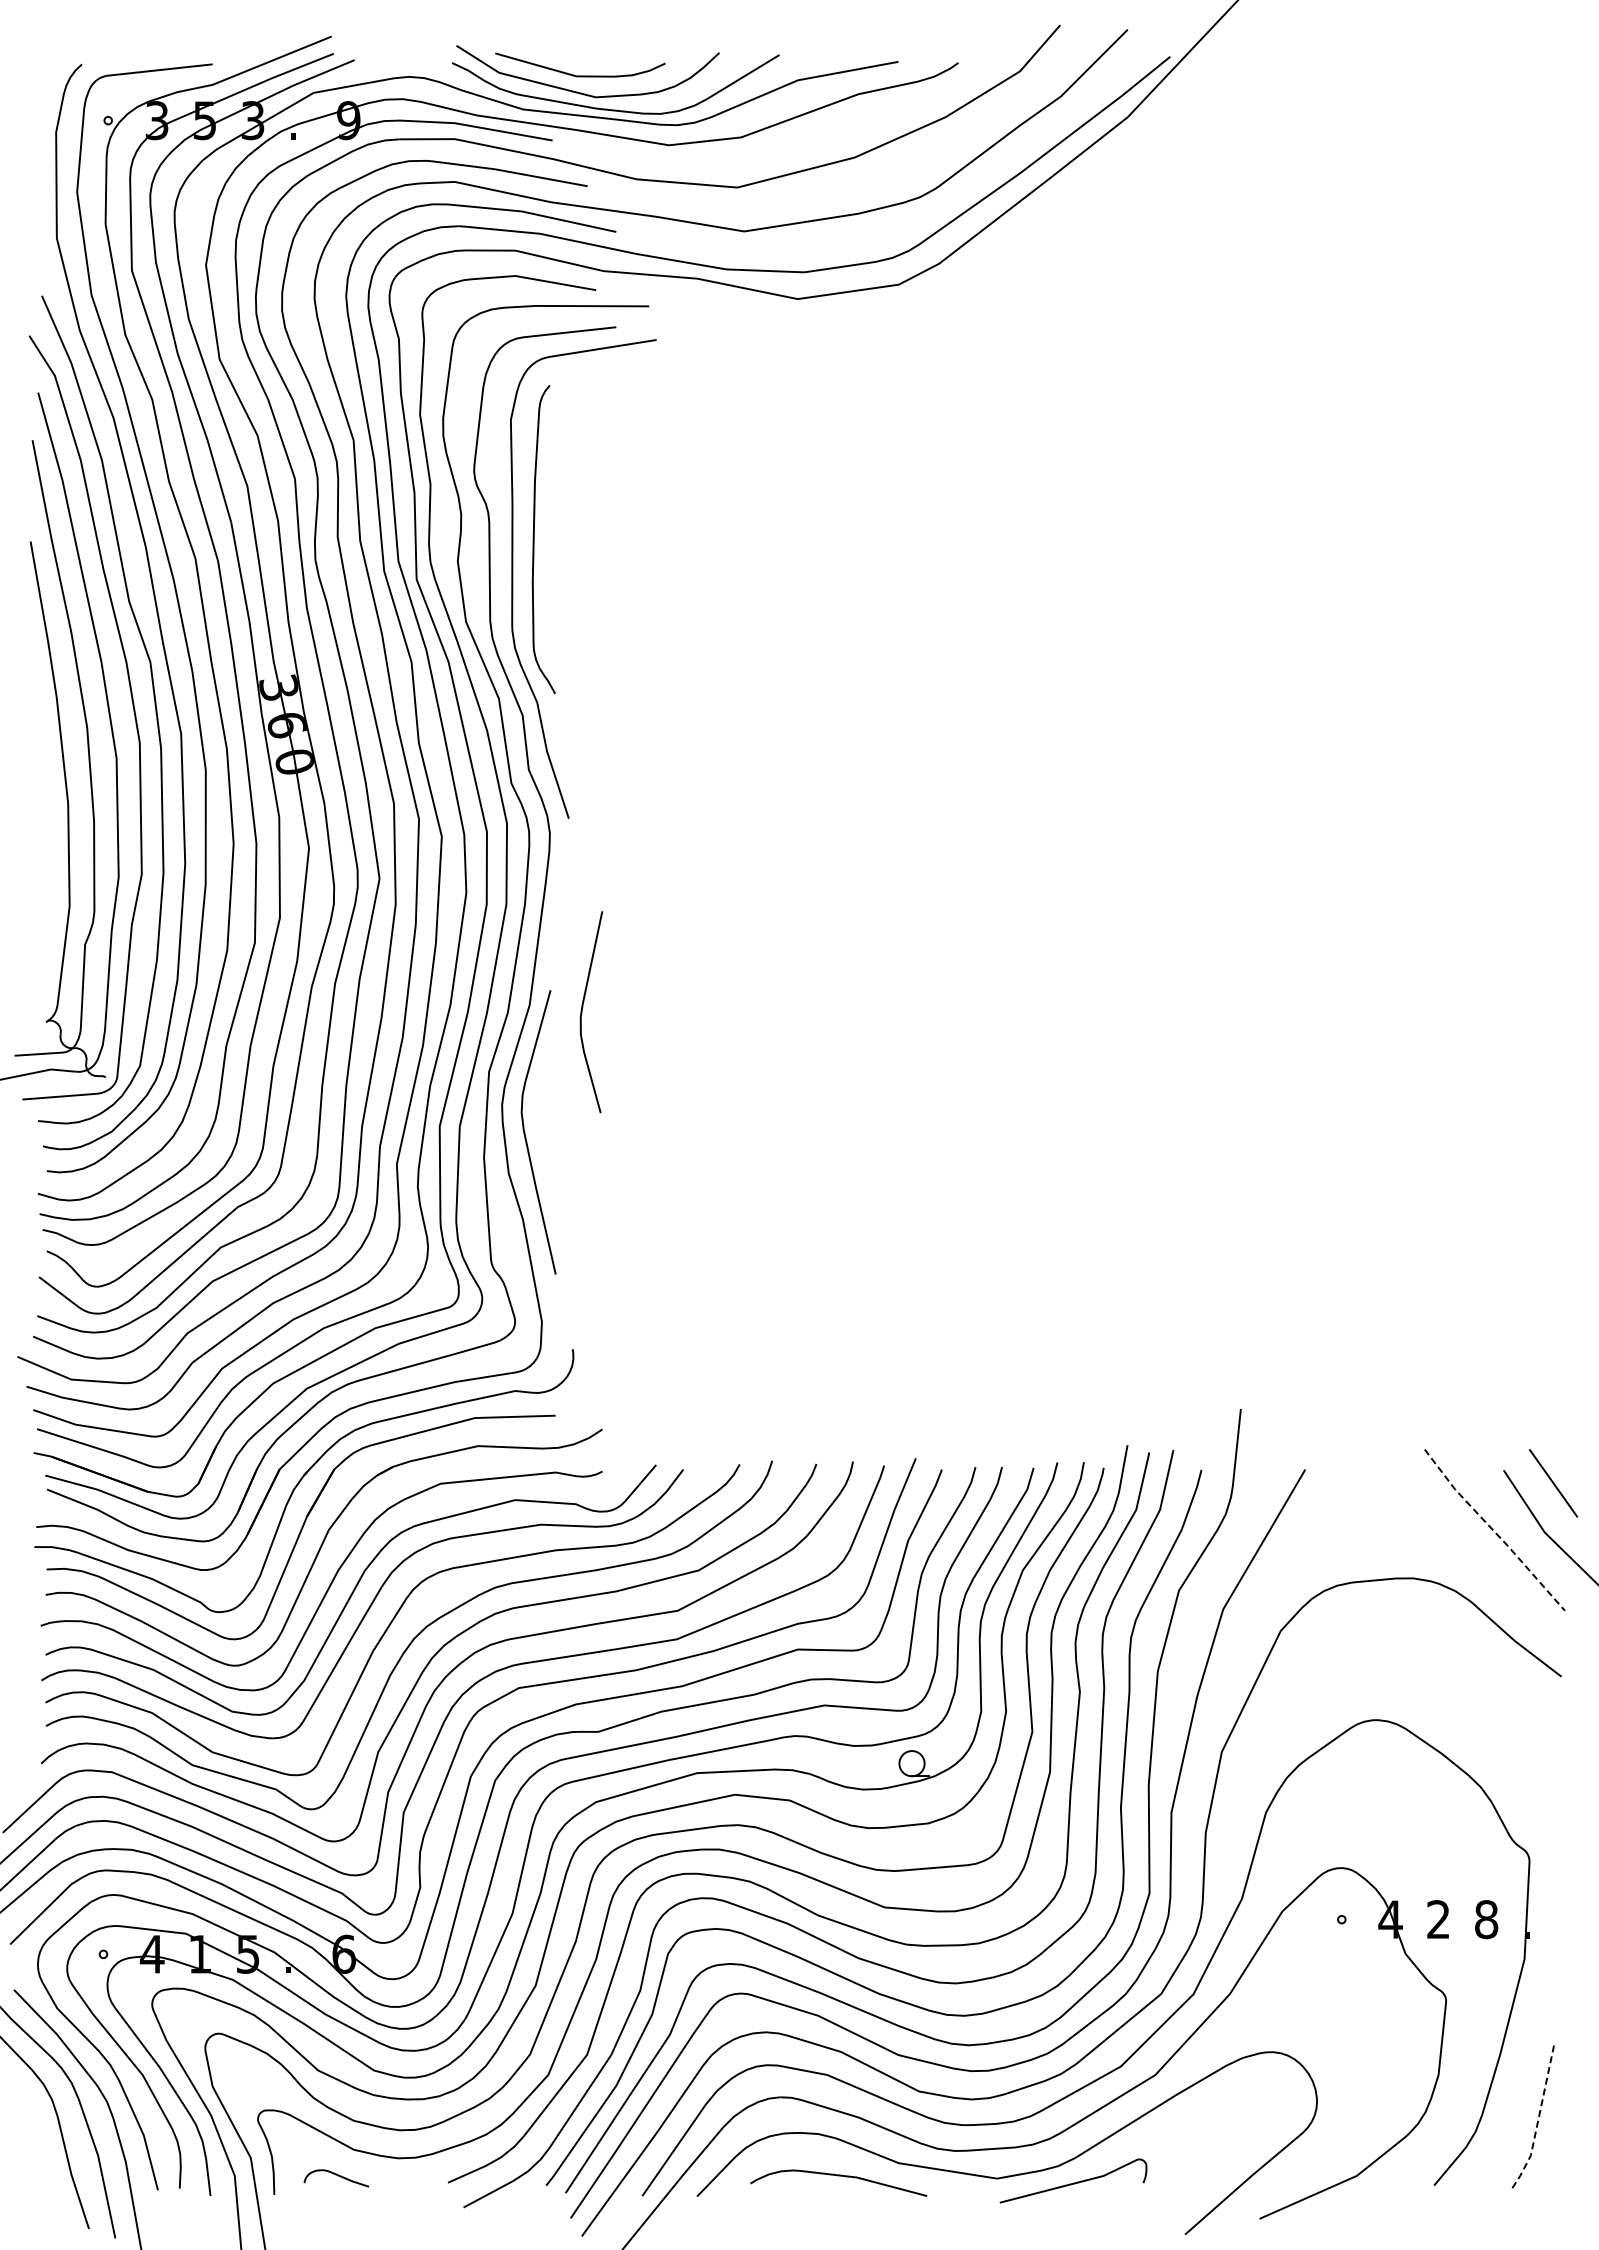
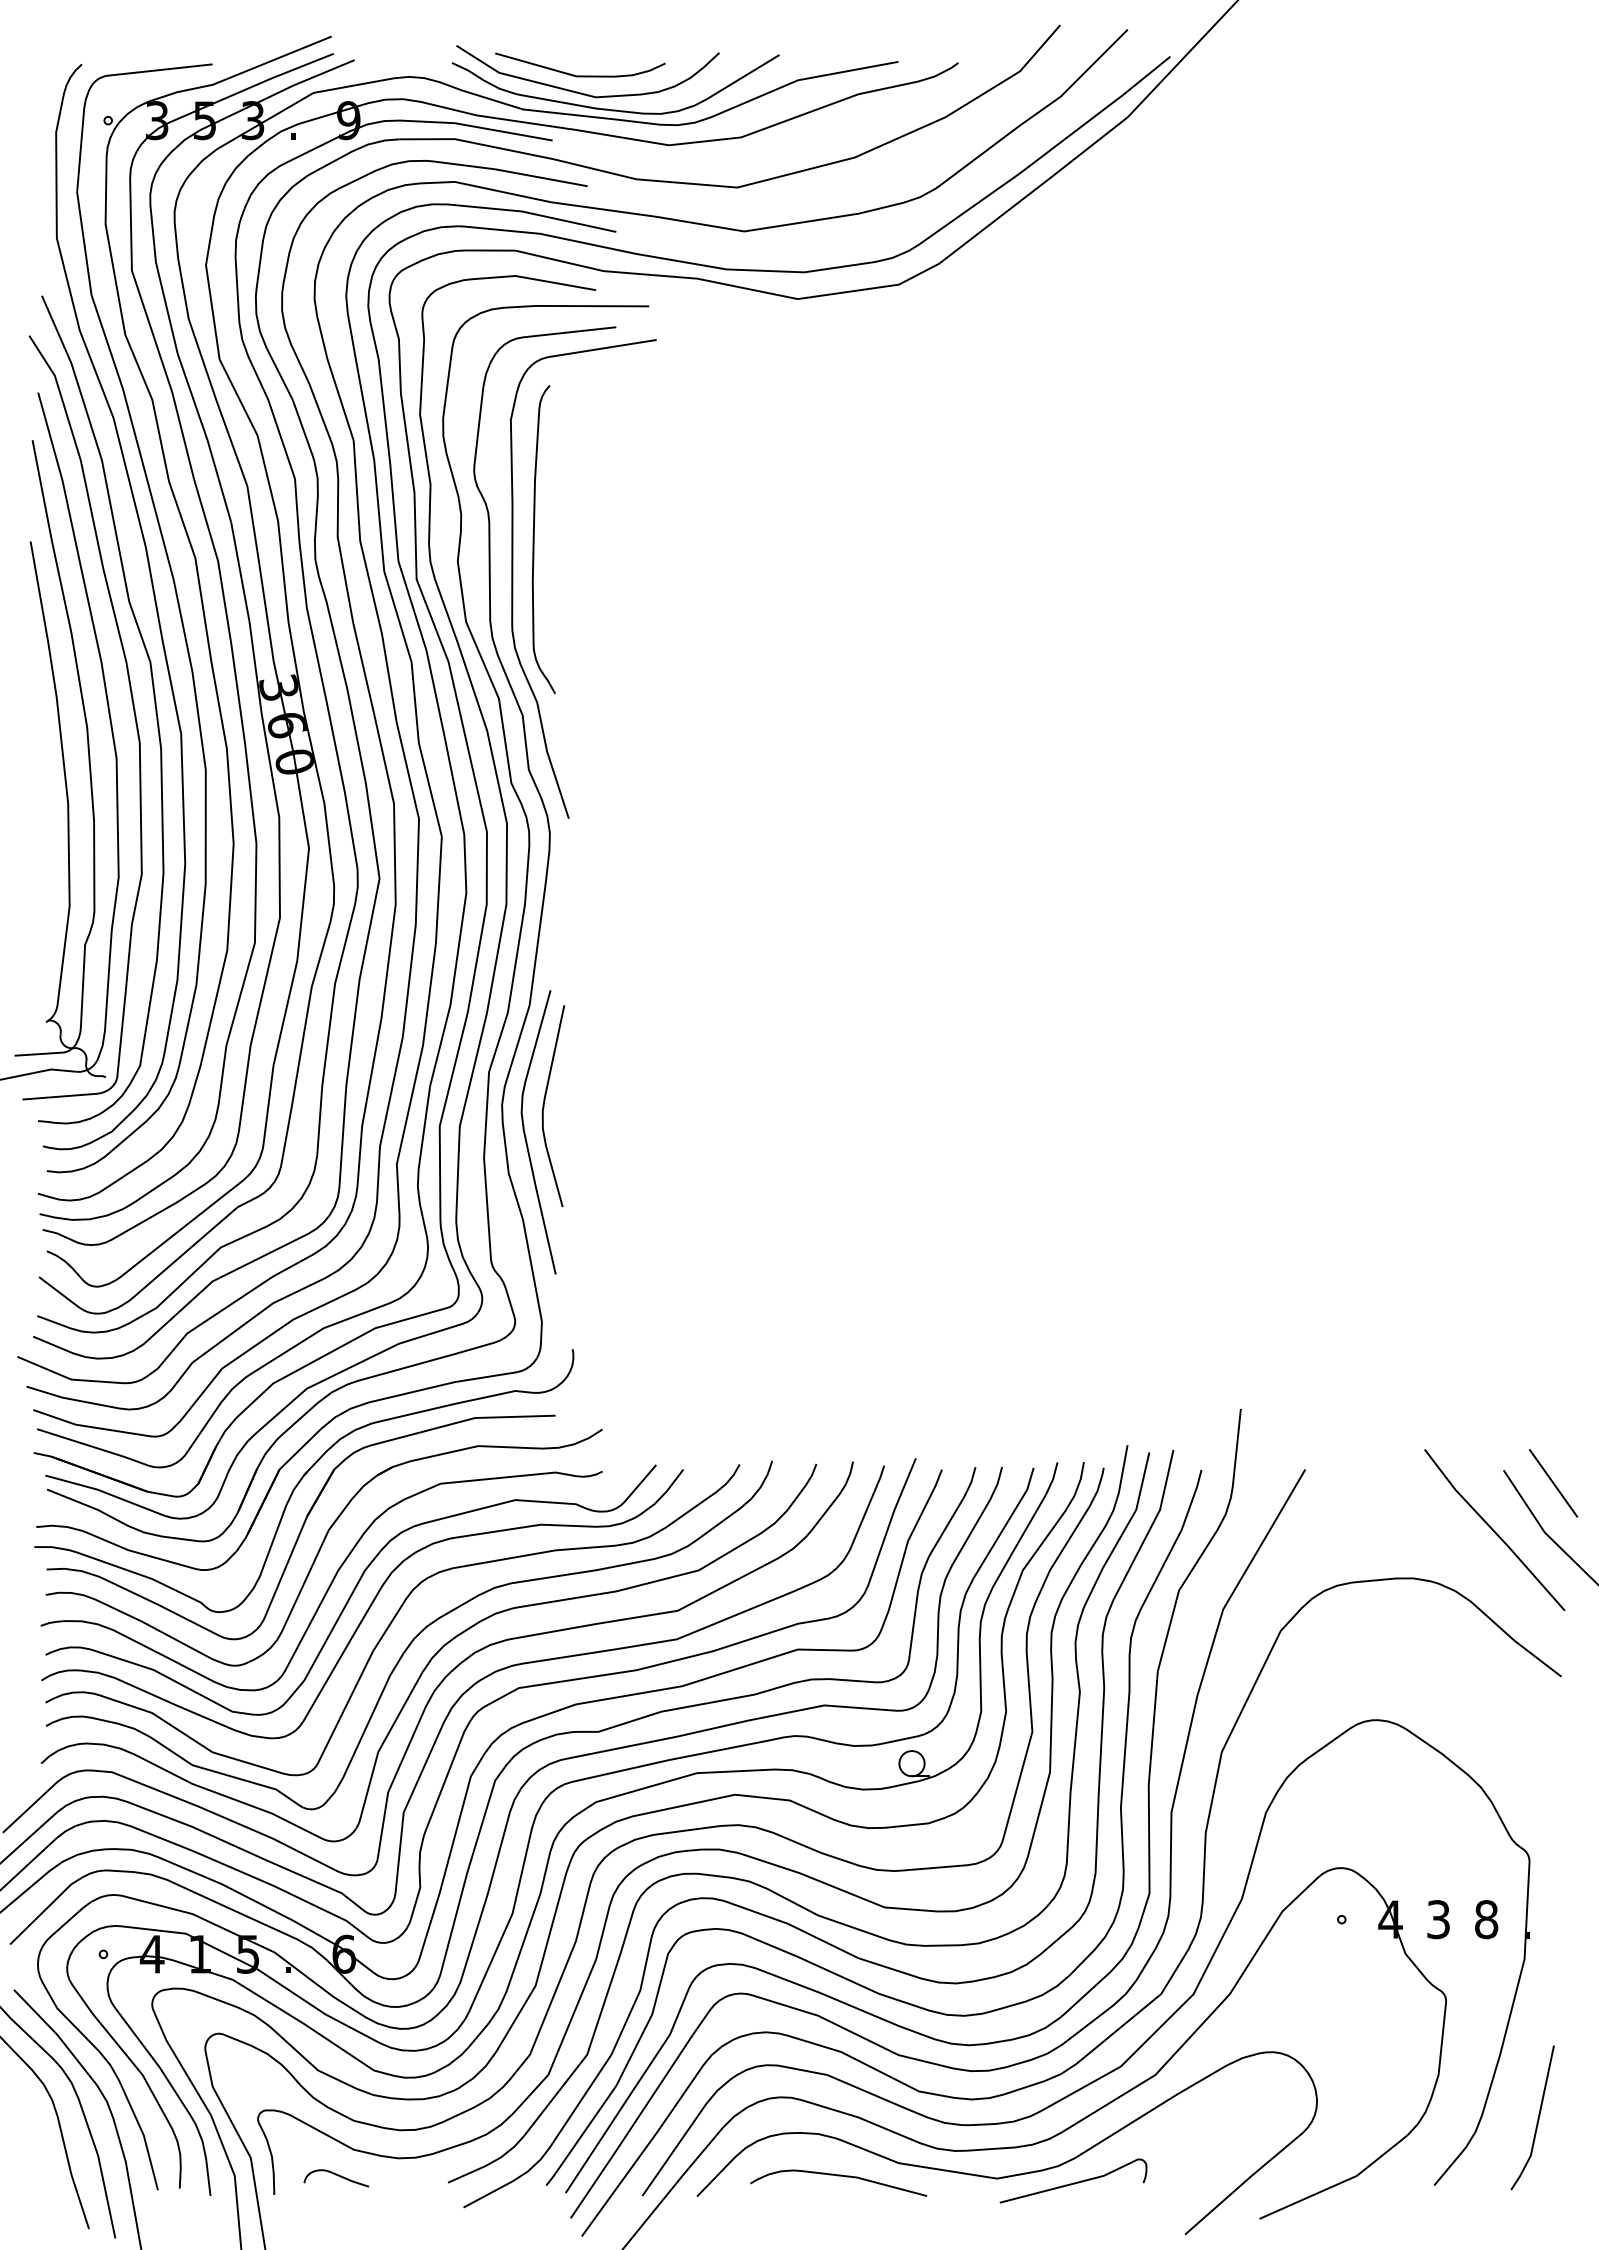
curve position: (582, 1012) -> (544, 1106) (544, 1106)
line: dashed -> solid (1493, 1531)
text: 2 -> 3 (1438, 1919)
line: dashed -> solid (1538, 2121)
